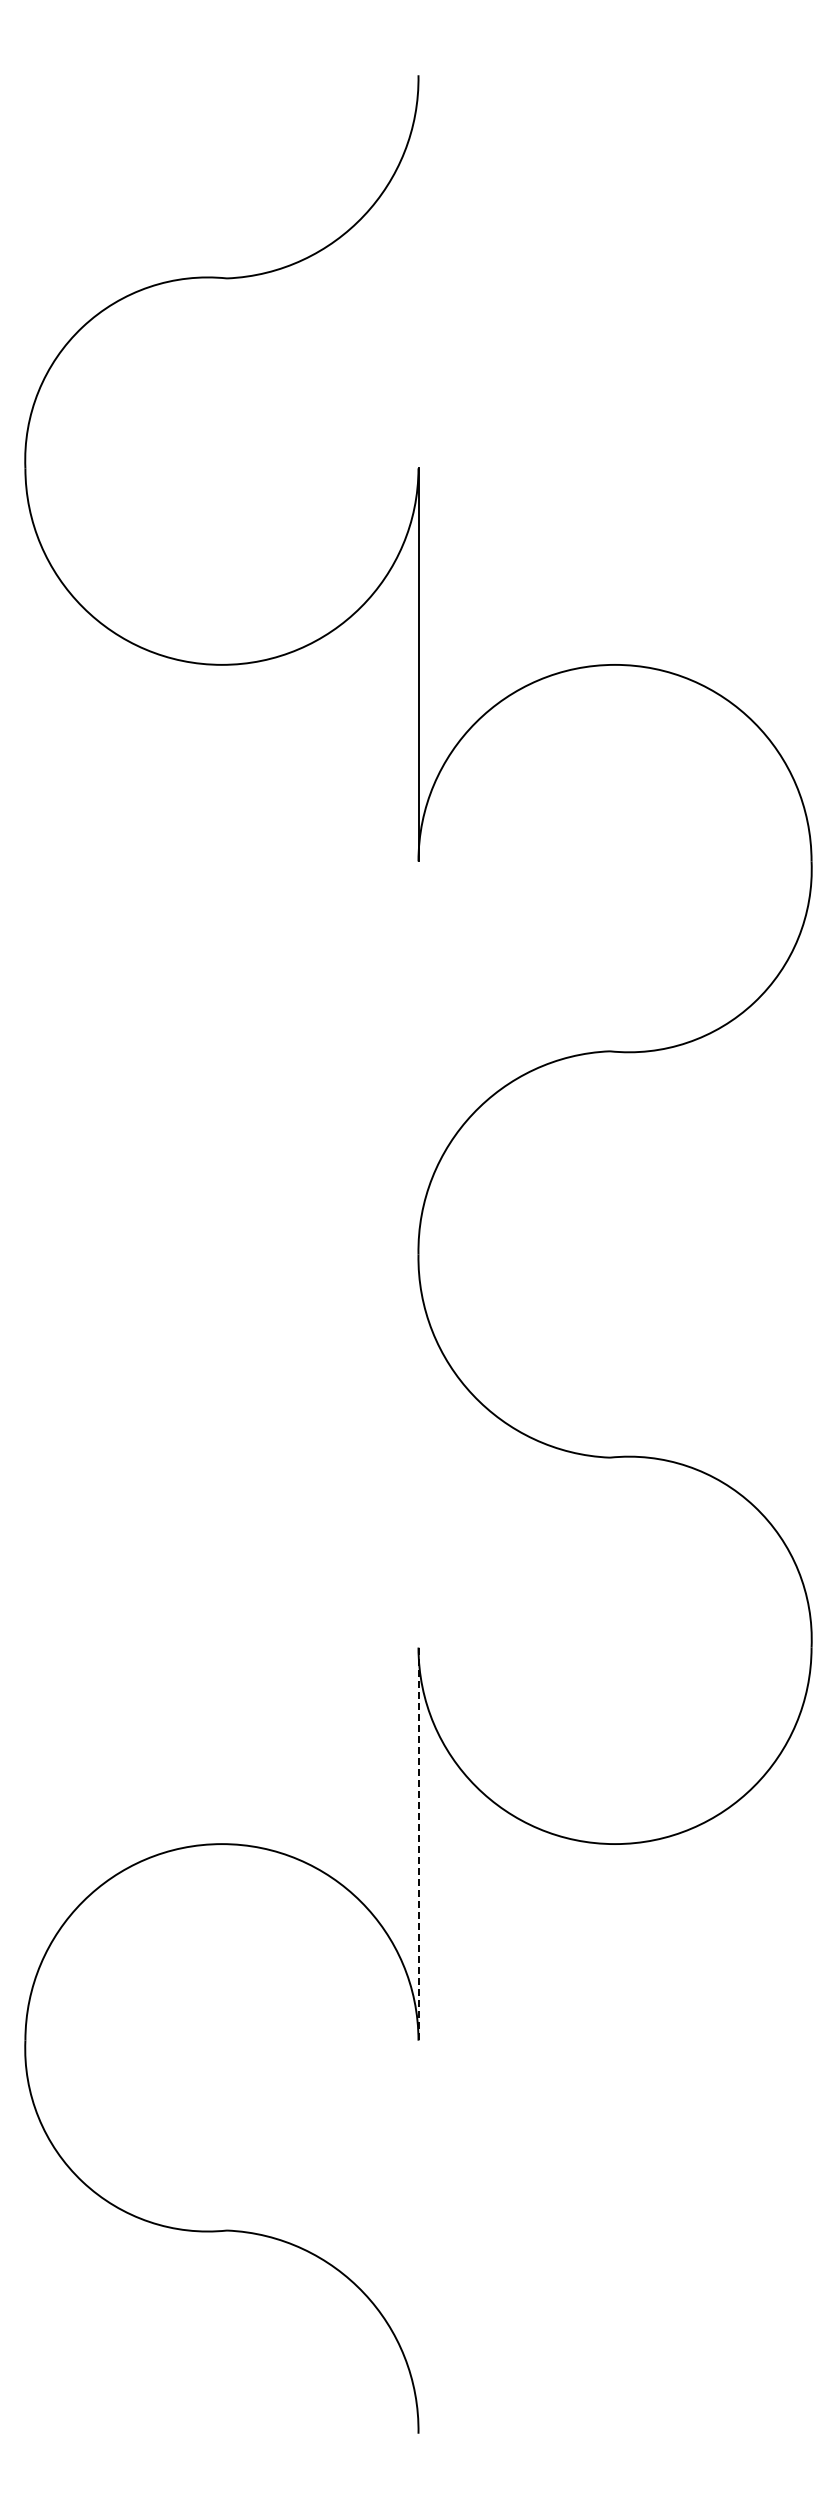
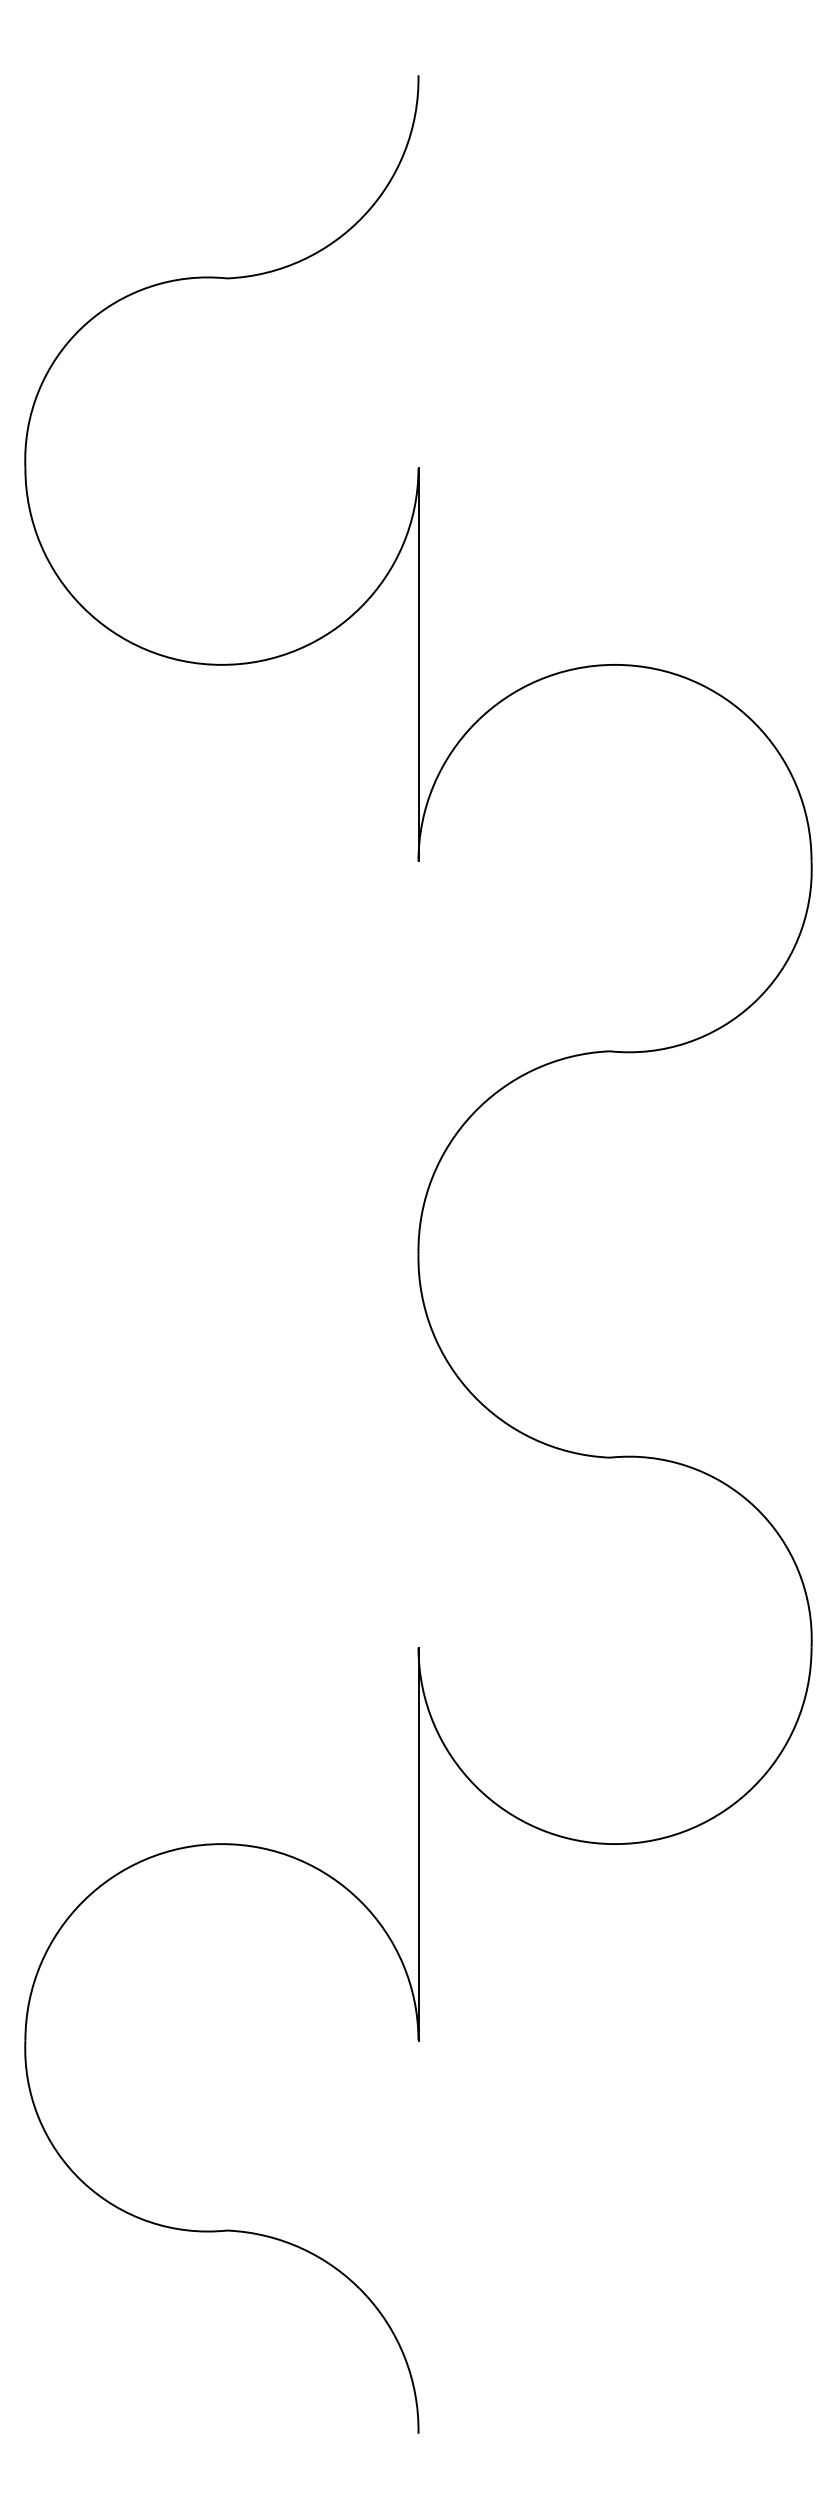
line: dashed -> solid (418, 1844)
